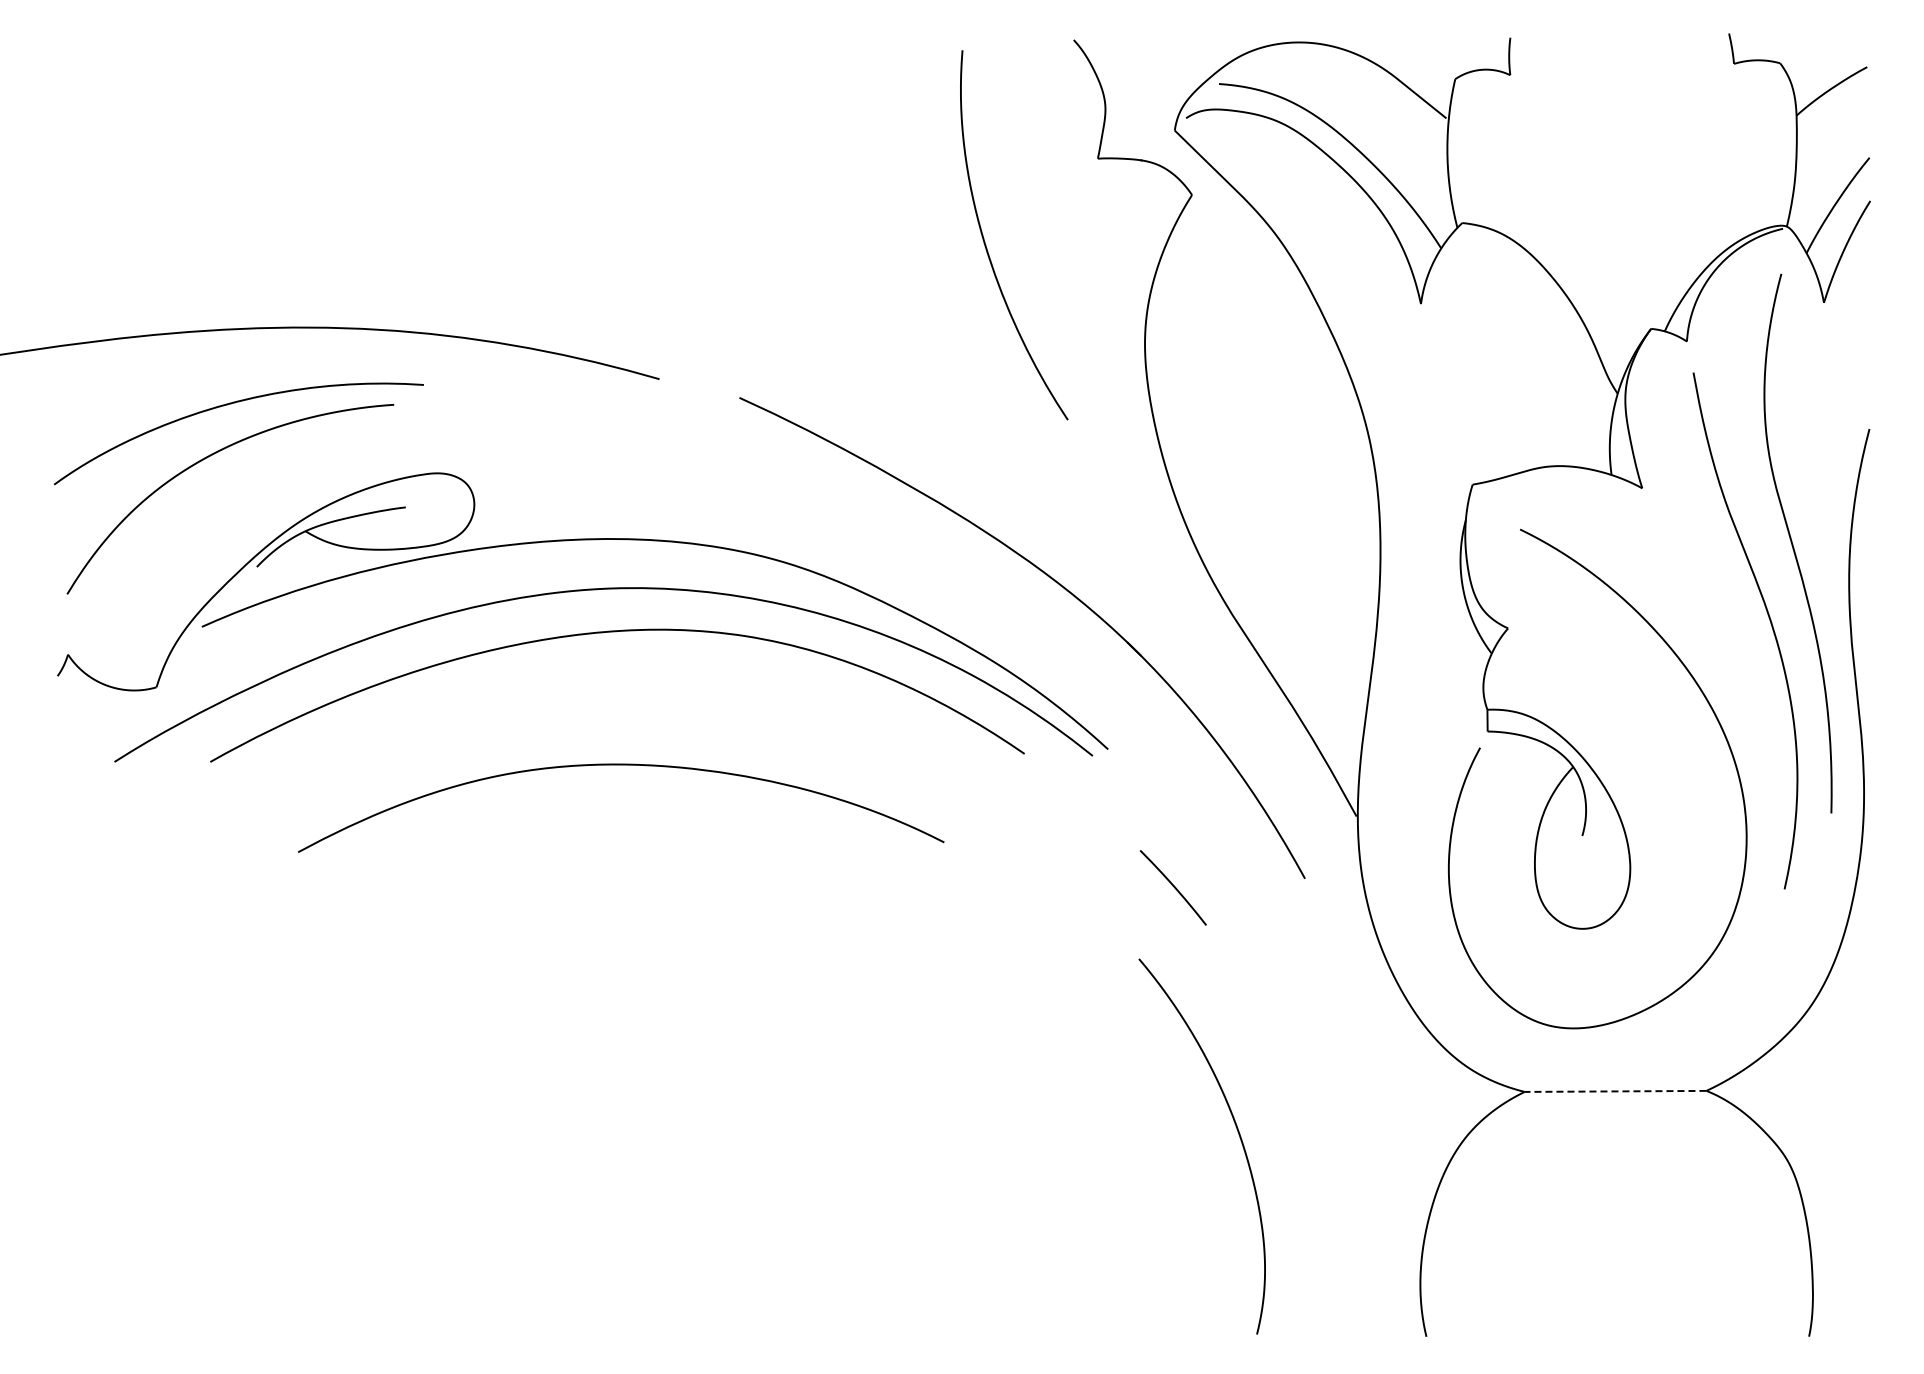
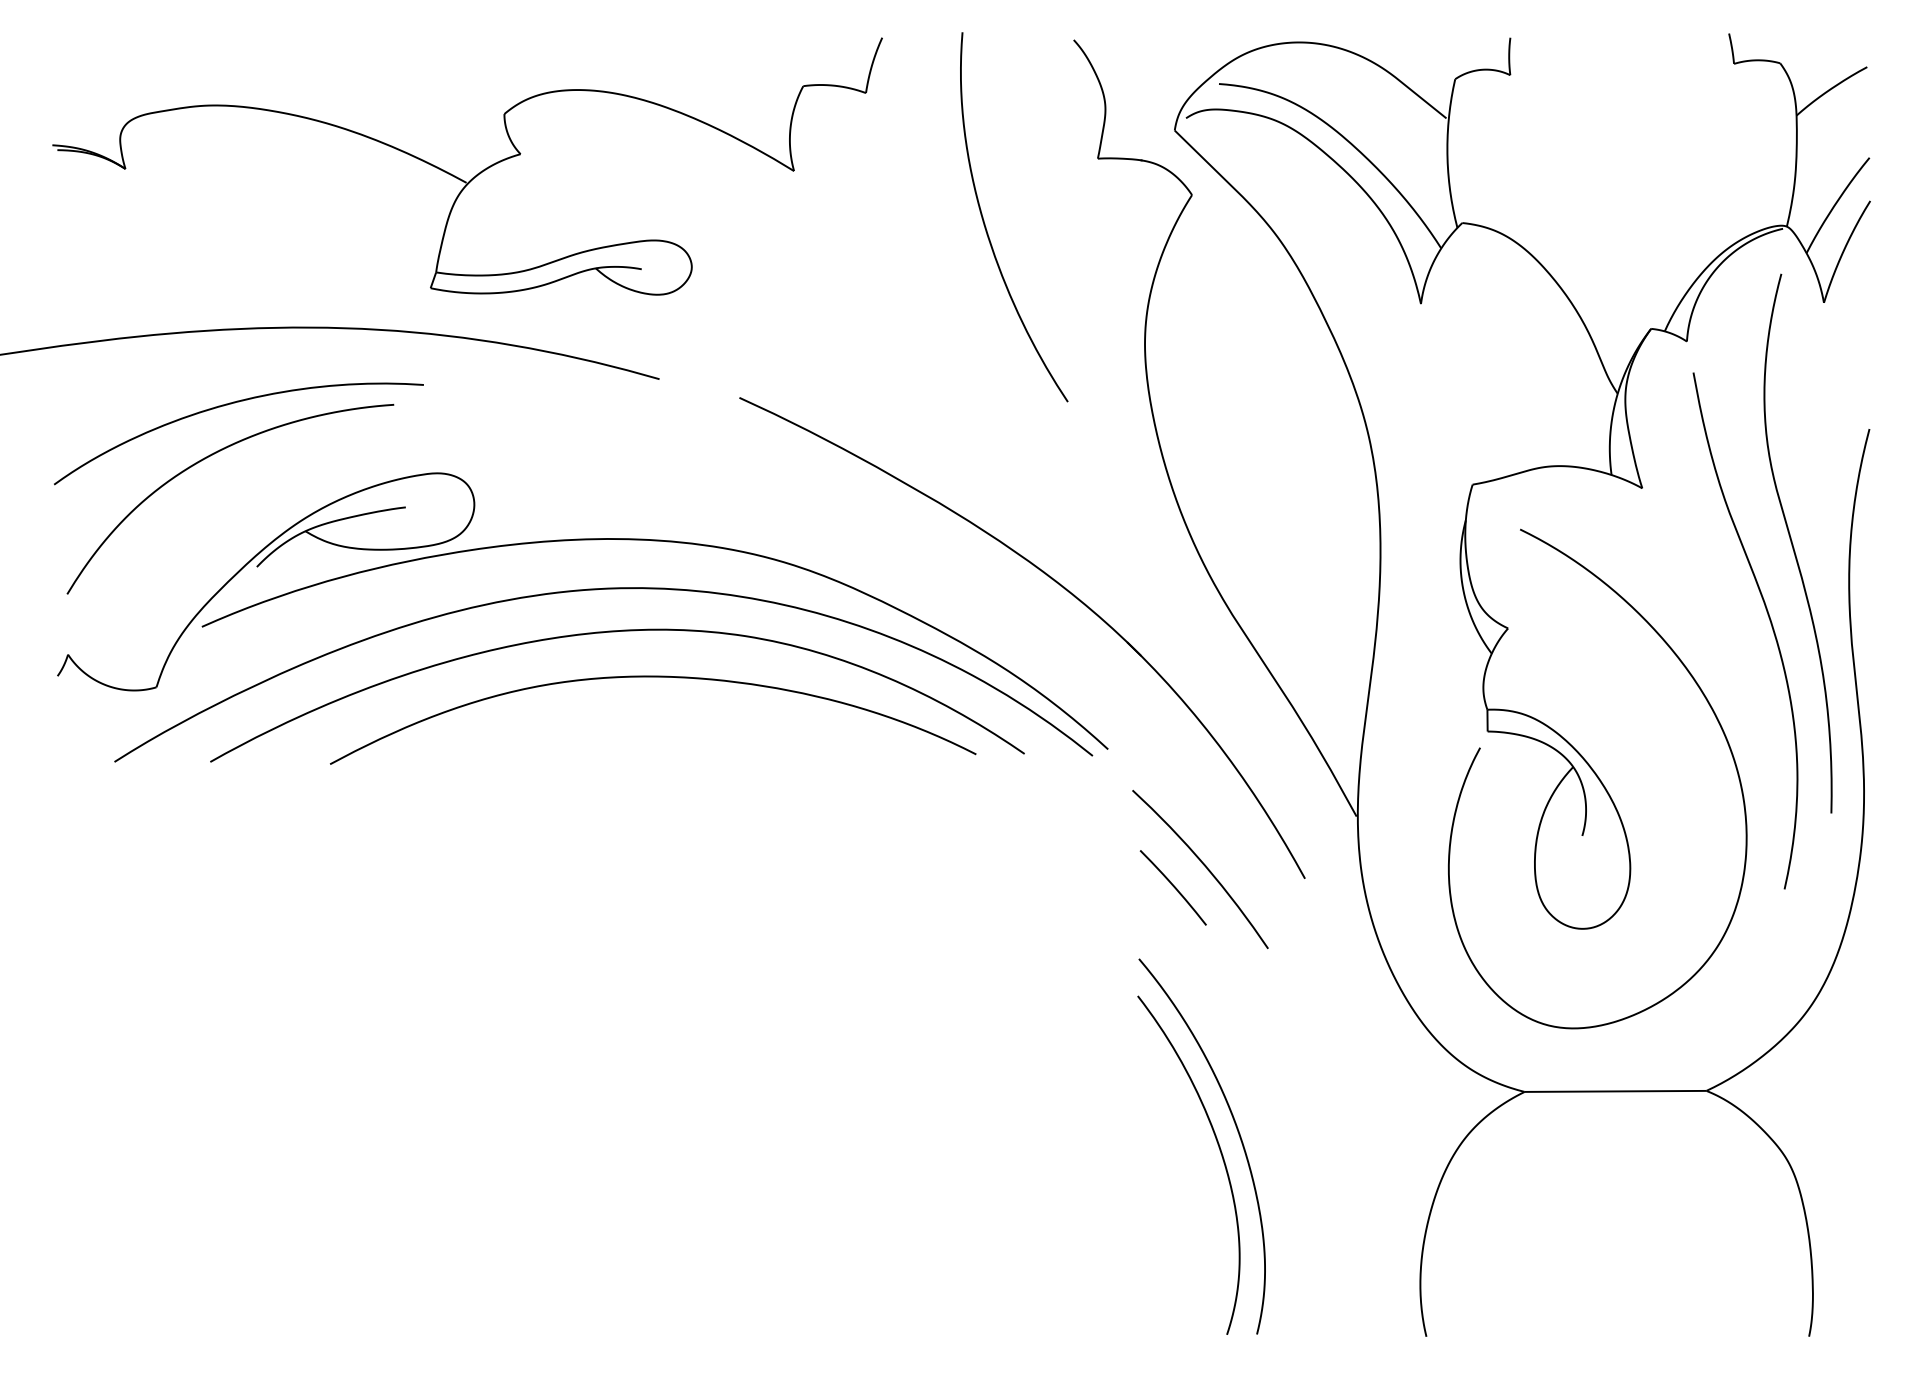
part: none -> present (476, 174)
curve position: (985, 241) -> (985, 223) (985, 223)
curve position: (621, 765) -> (653, 677) (653, 677)
curve: none -> present (1203, 865)
line: dashed -> solid (1615, 1091)
curve: none -> present (1220, 1153)
